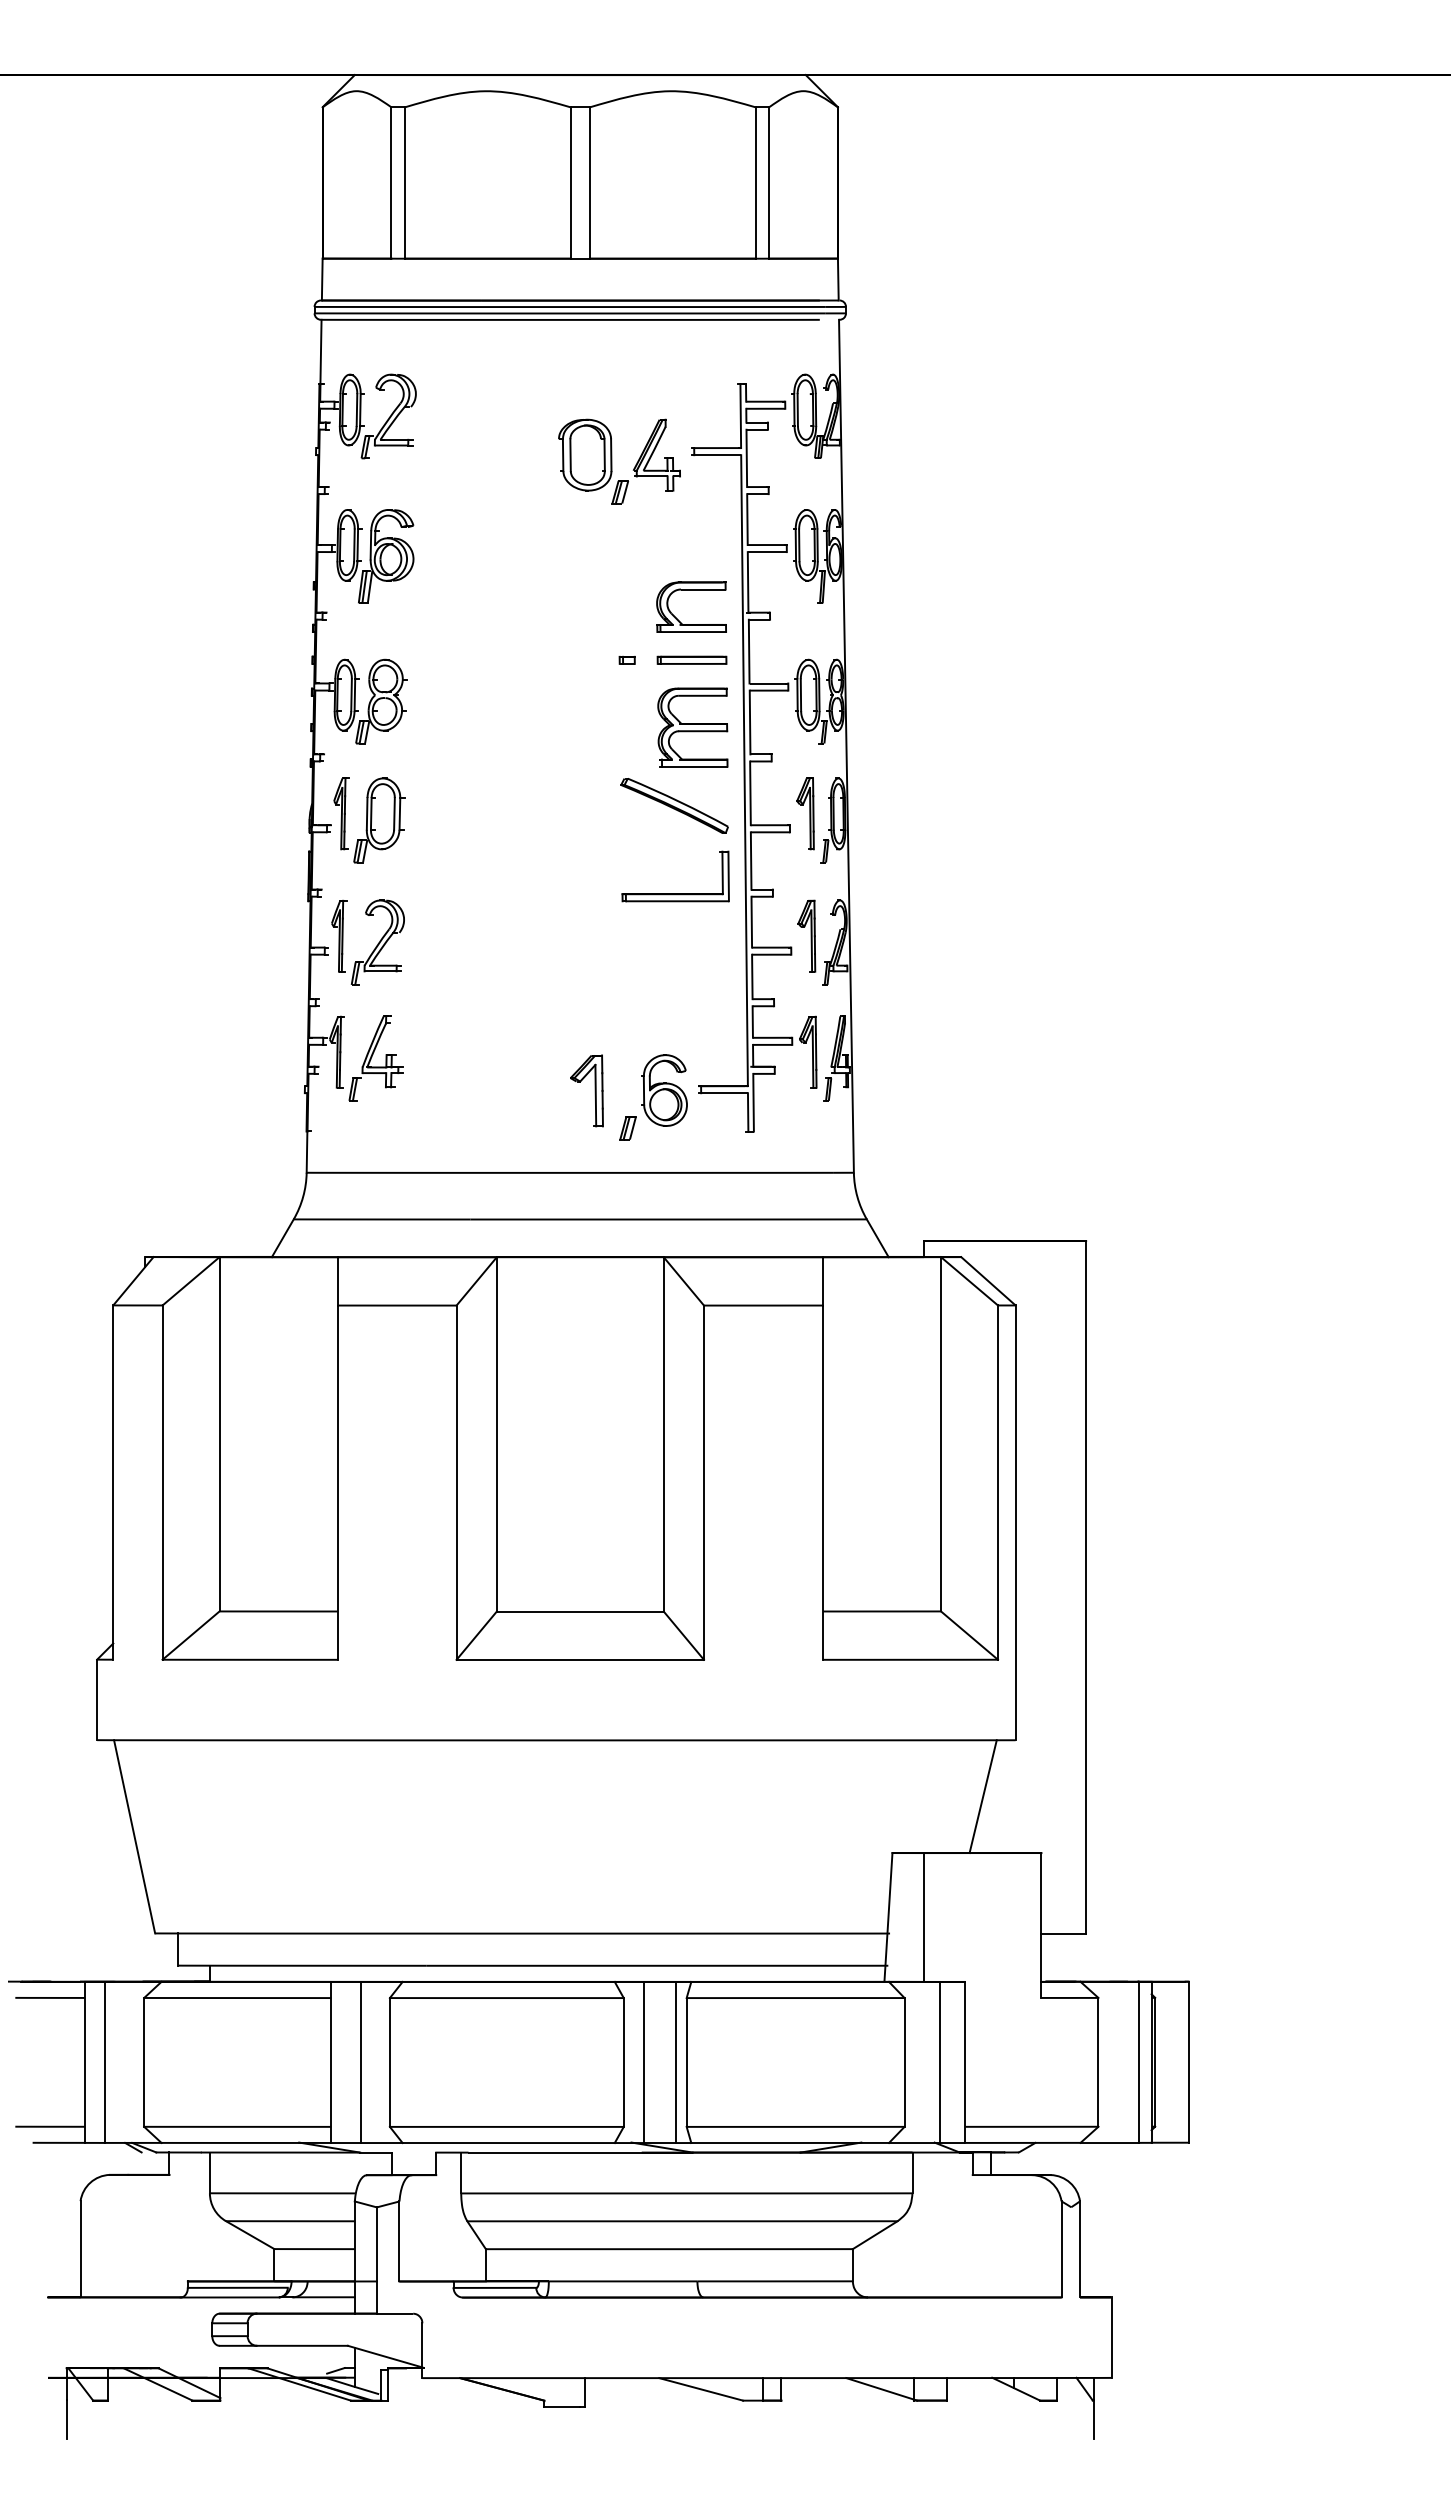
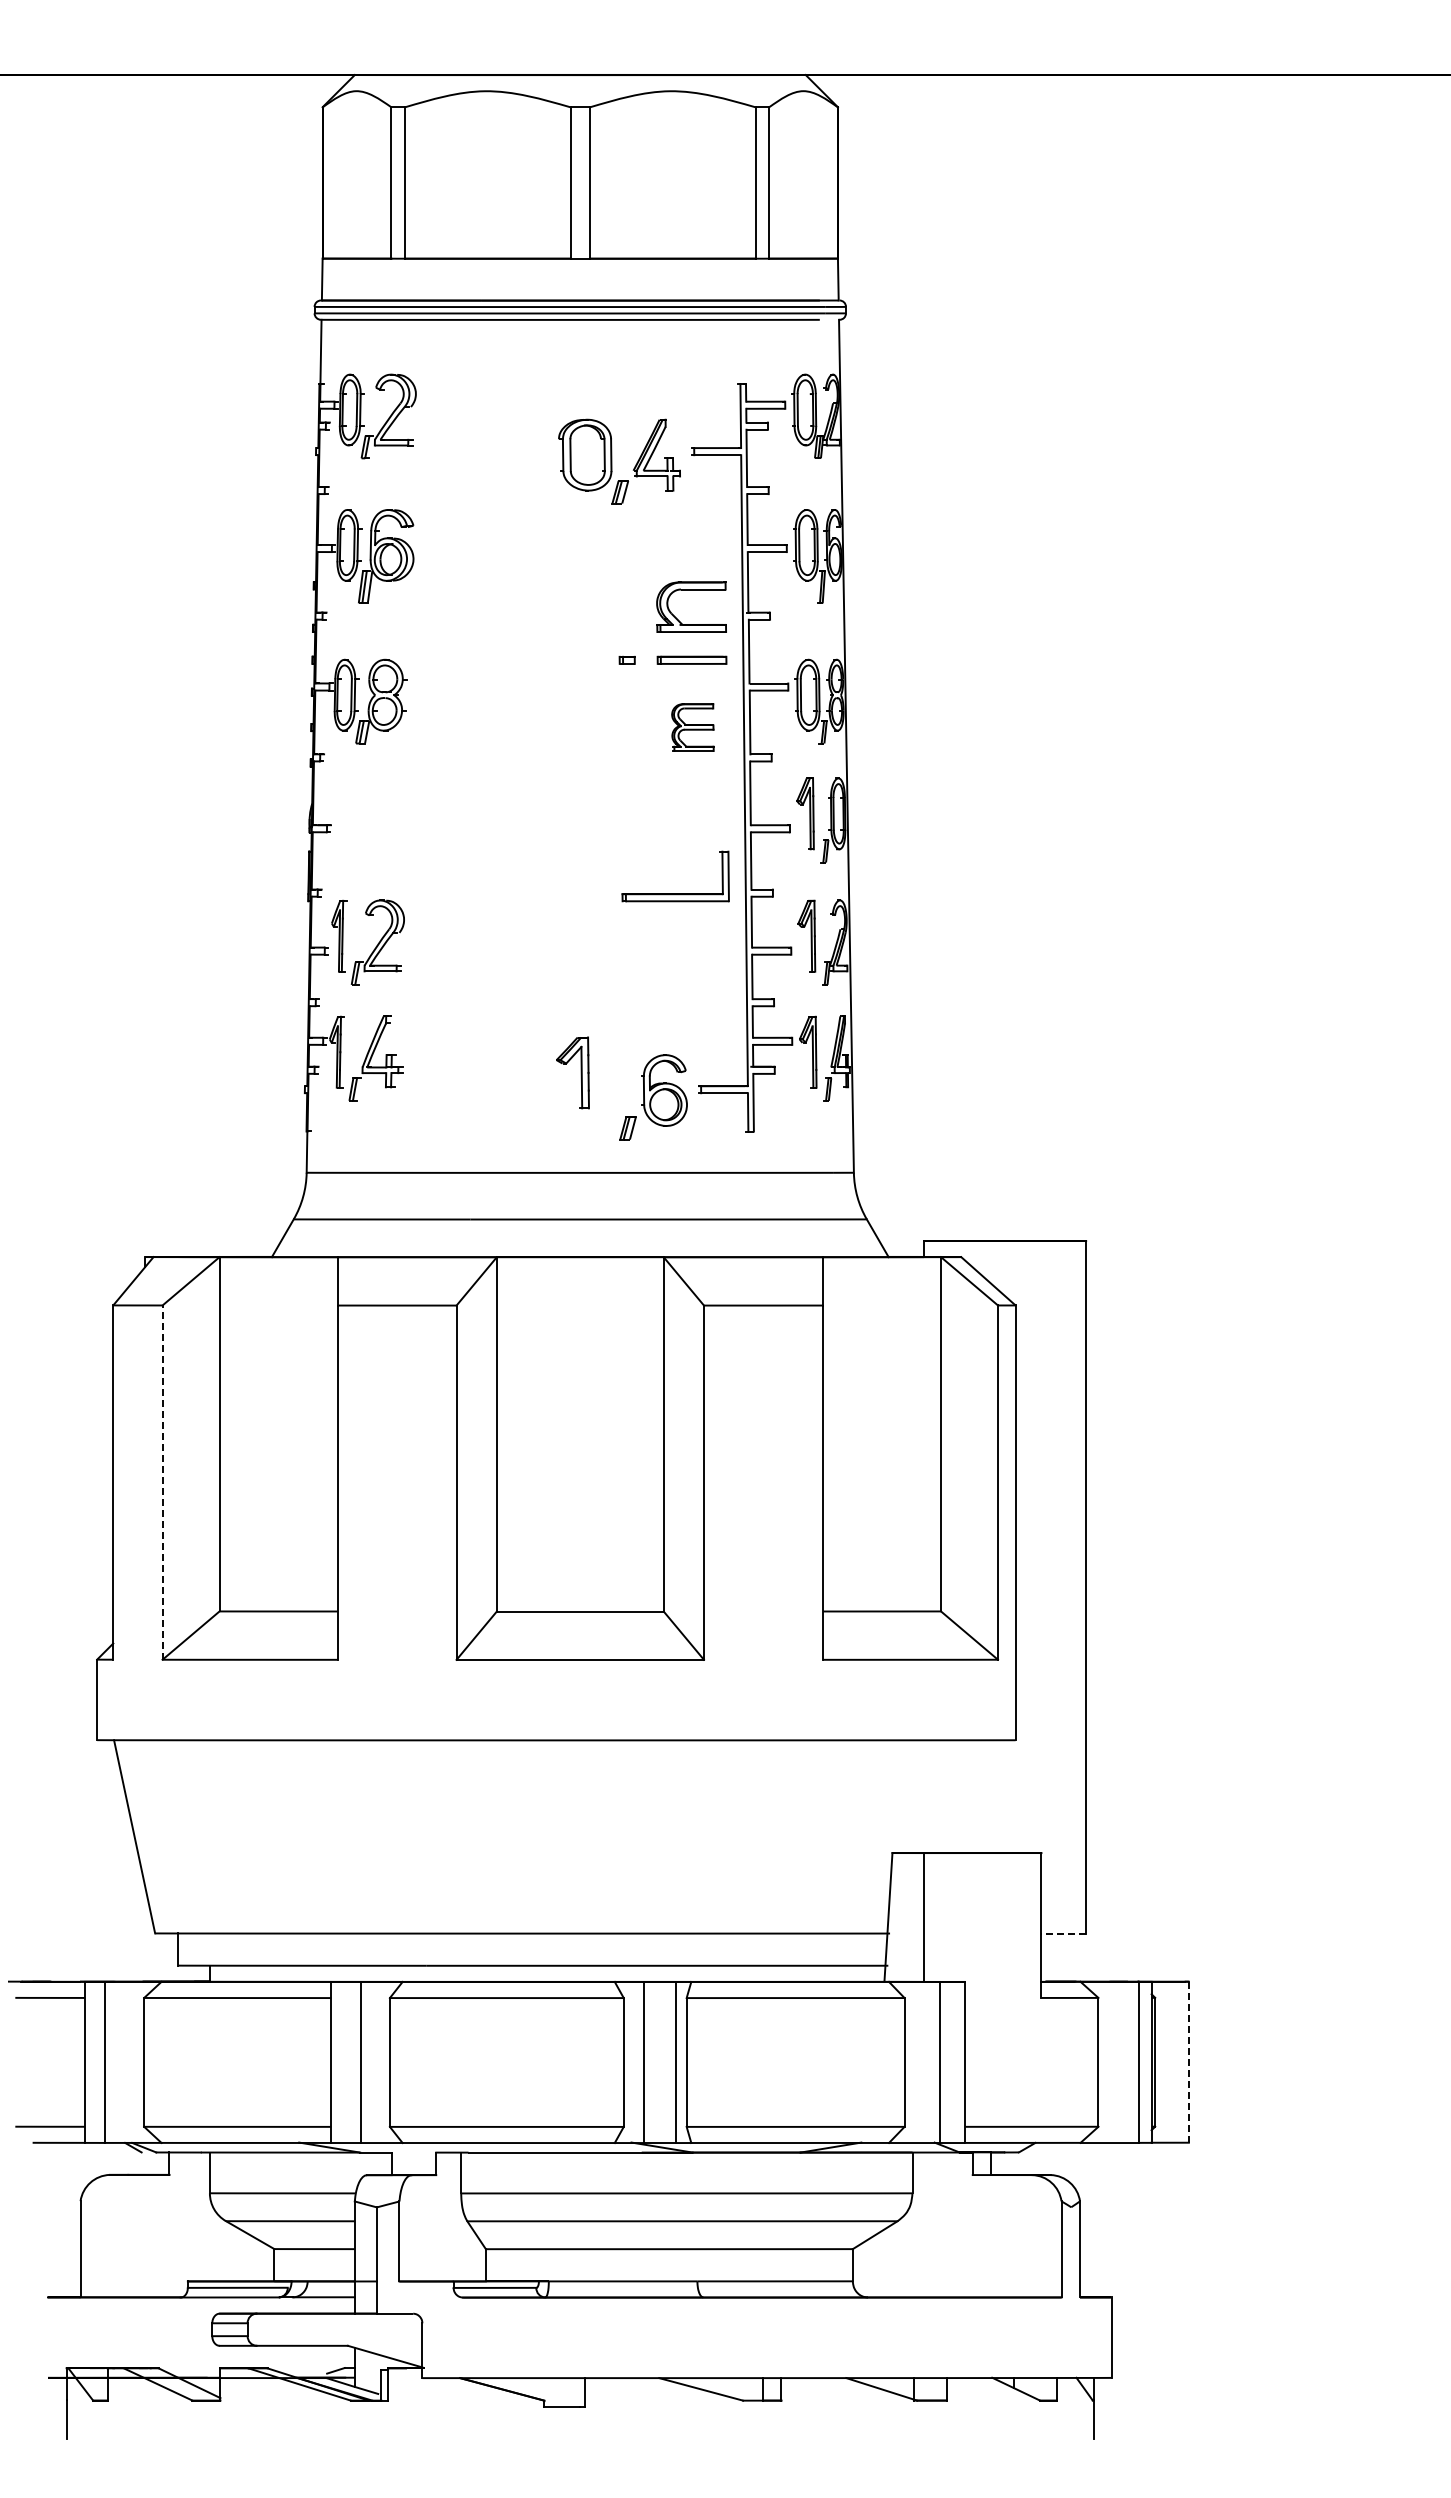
part size: 72x81 px -> 44x49 px (692, 727)
part: present -> none (674, 805)
part: present -> none (369, 820)
part position: (594, 1090) -> (580, 1072) (580, 1072)
line: solid -> dashed (162, 1482)
line: present -> none (982, 1796)
line: solid -> dashed (1063, 1933)
line: solid -> dashed (1188, 2062)
